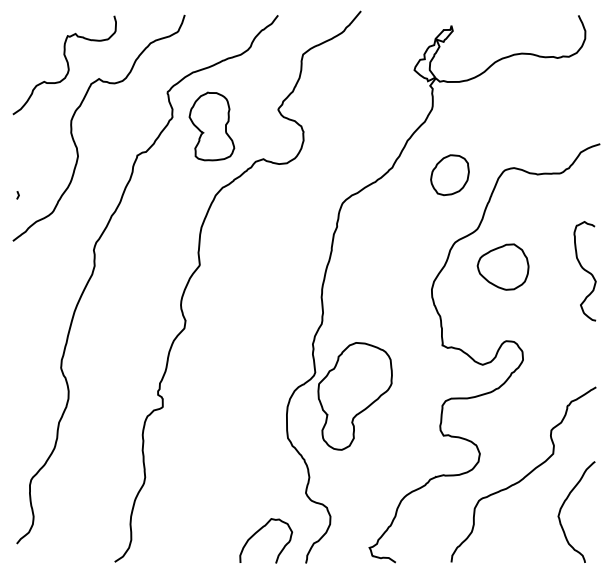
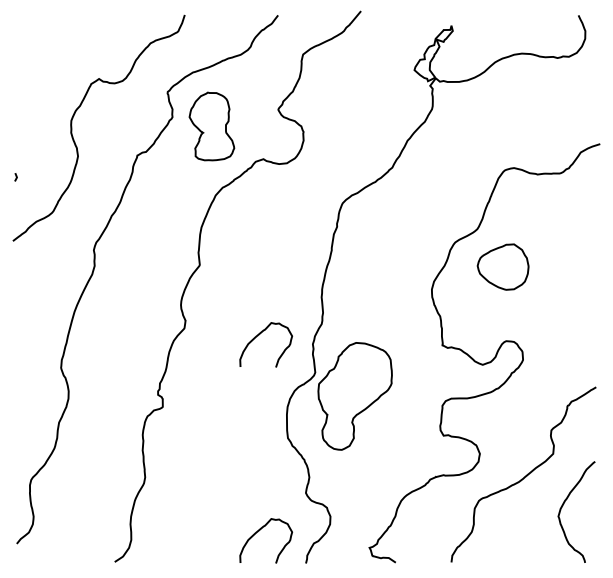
curve: present -> none (67, 65)
part: present -> none (449, 175)
line position: (17, 195) -> (15, 177) (15, 177)
curve: present -> none (584, 270)
curve: none -> present (259, 335)
